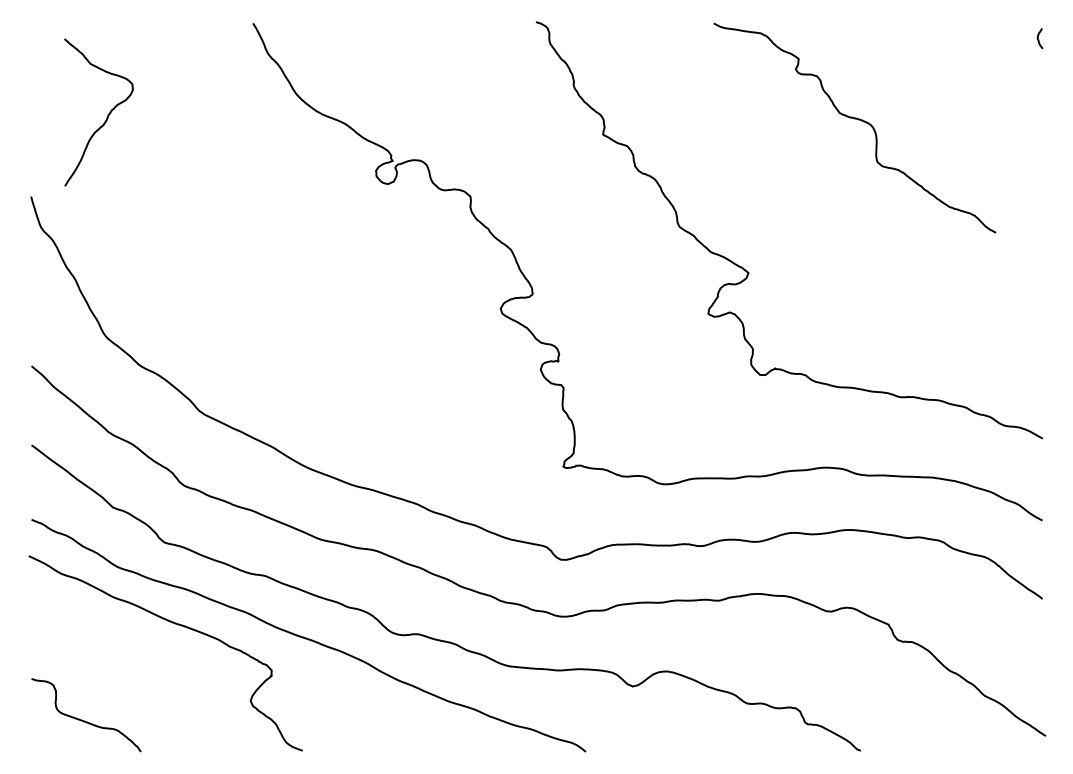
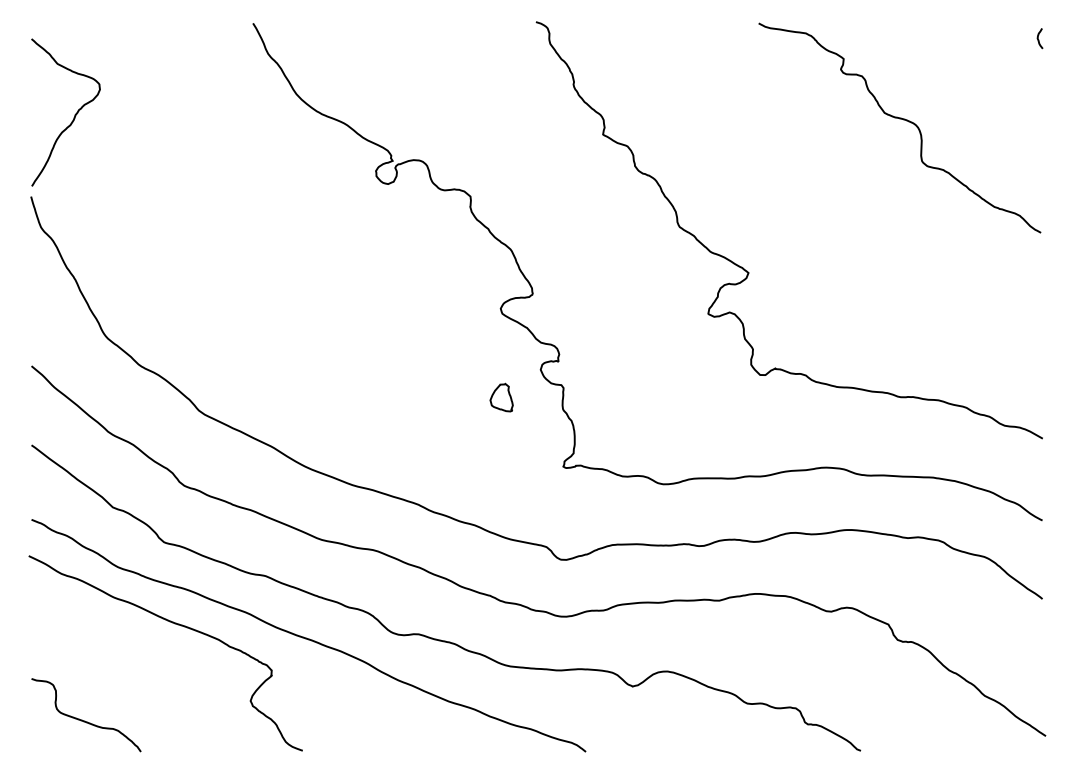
curve position: (107, 114) -> (74, 114) (74, 114)
curve position: (854, 119) -> (899, 119) (899, 119)
part: none -> present (501, 397)
